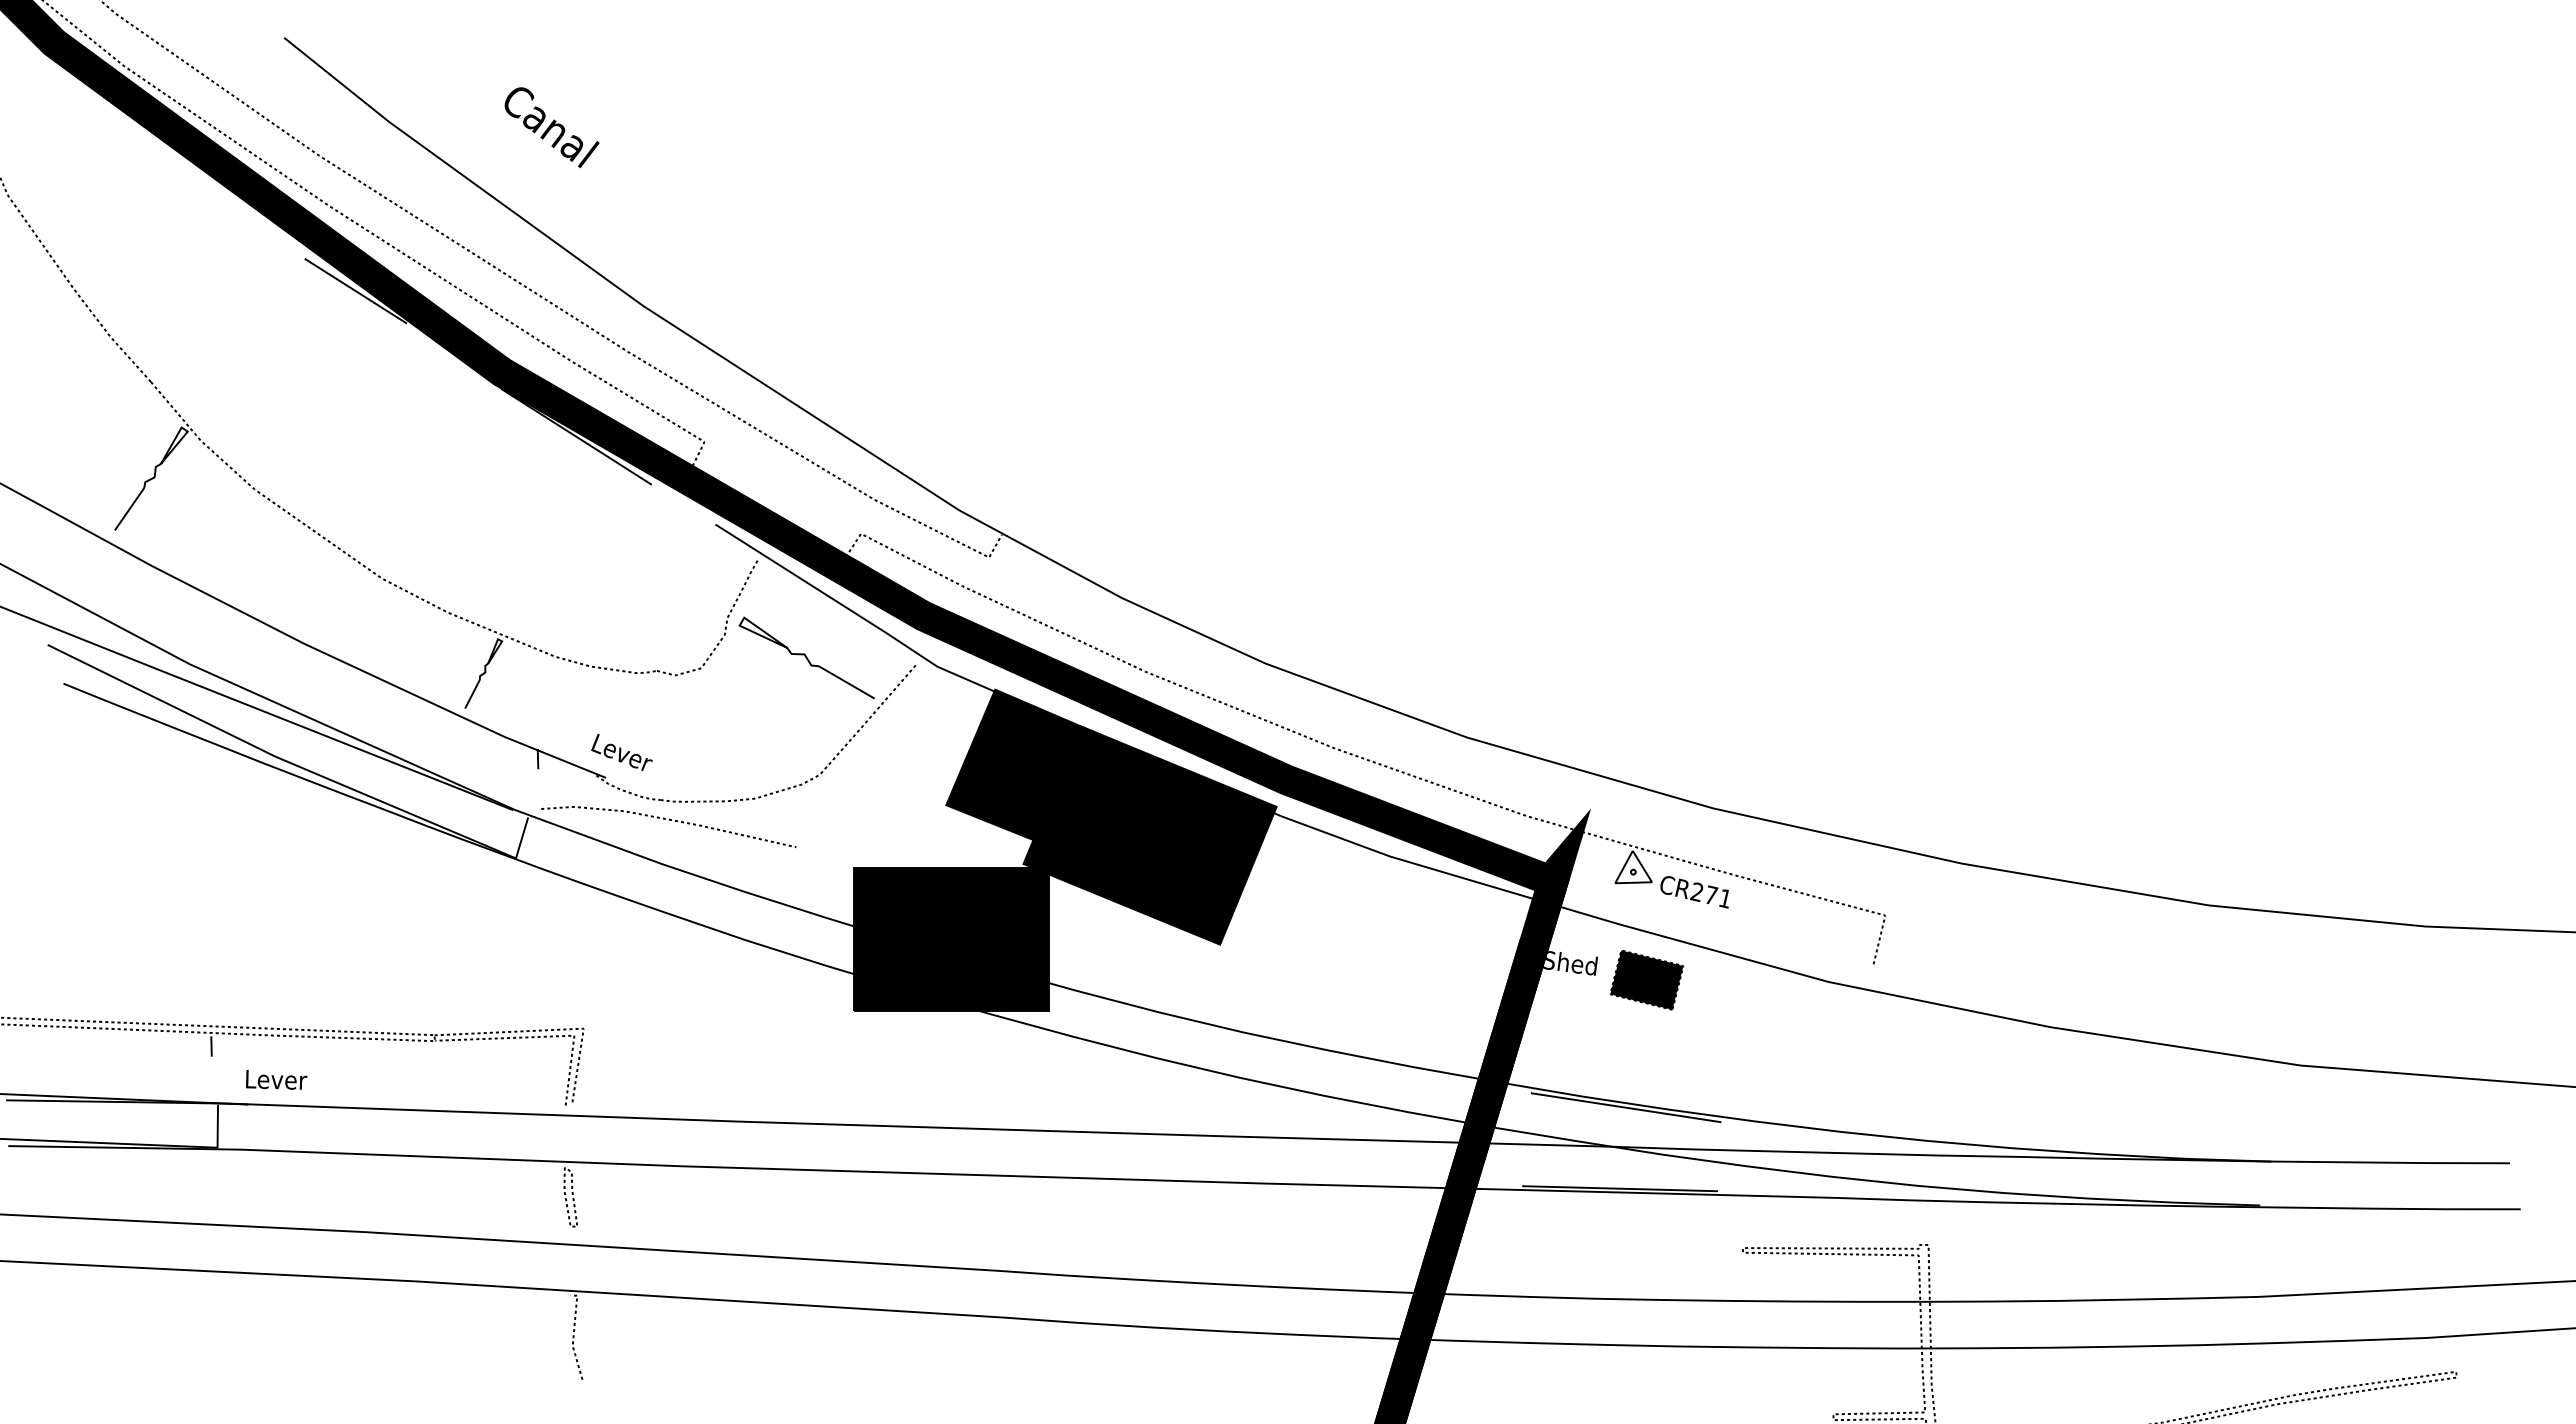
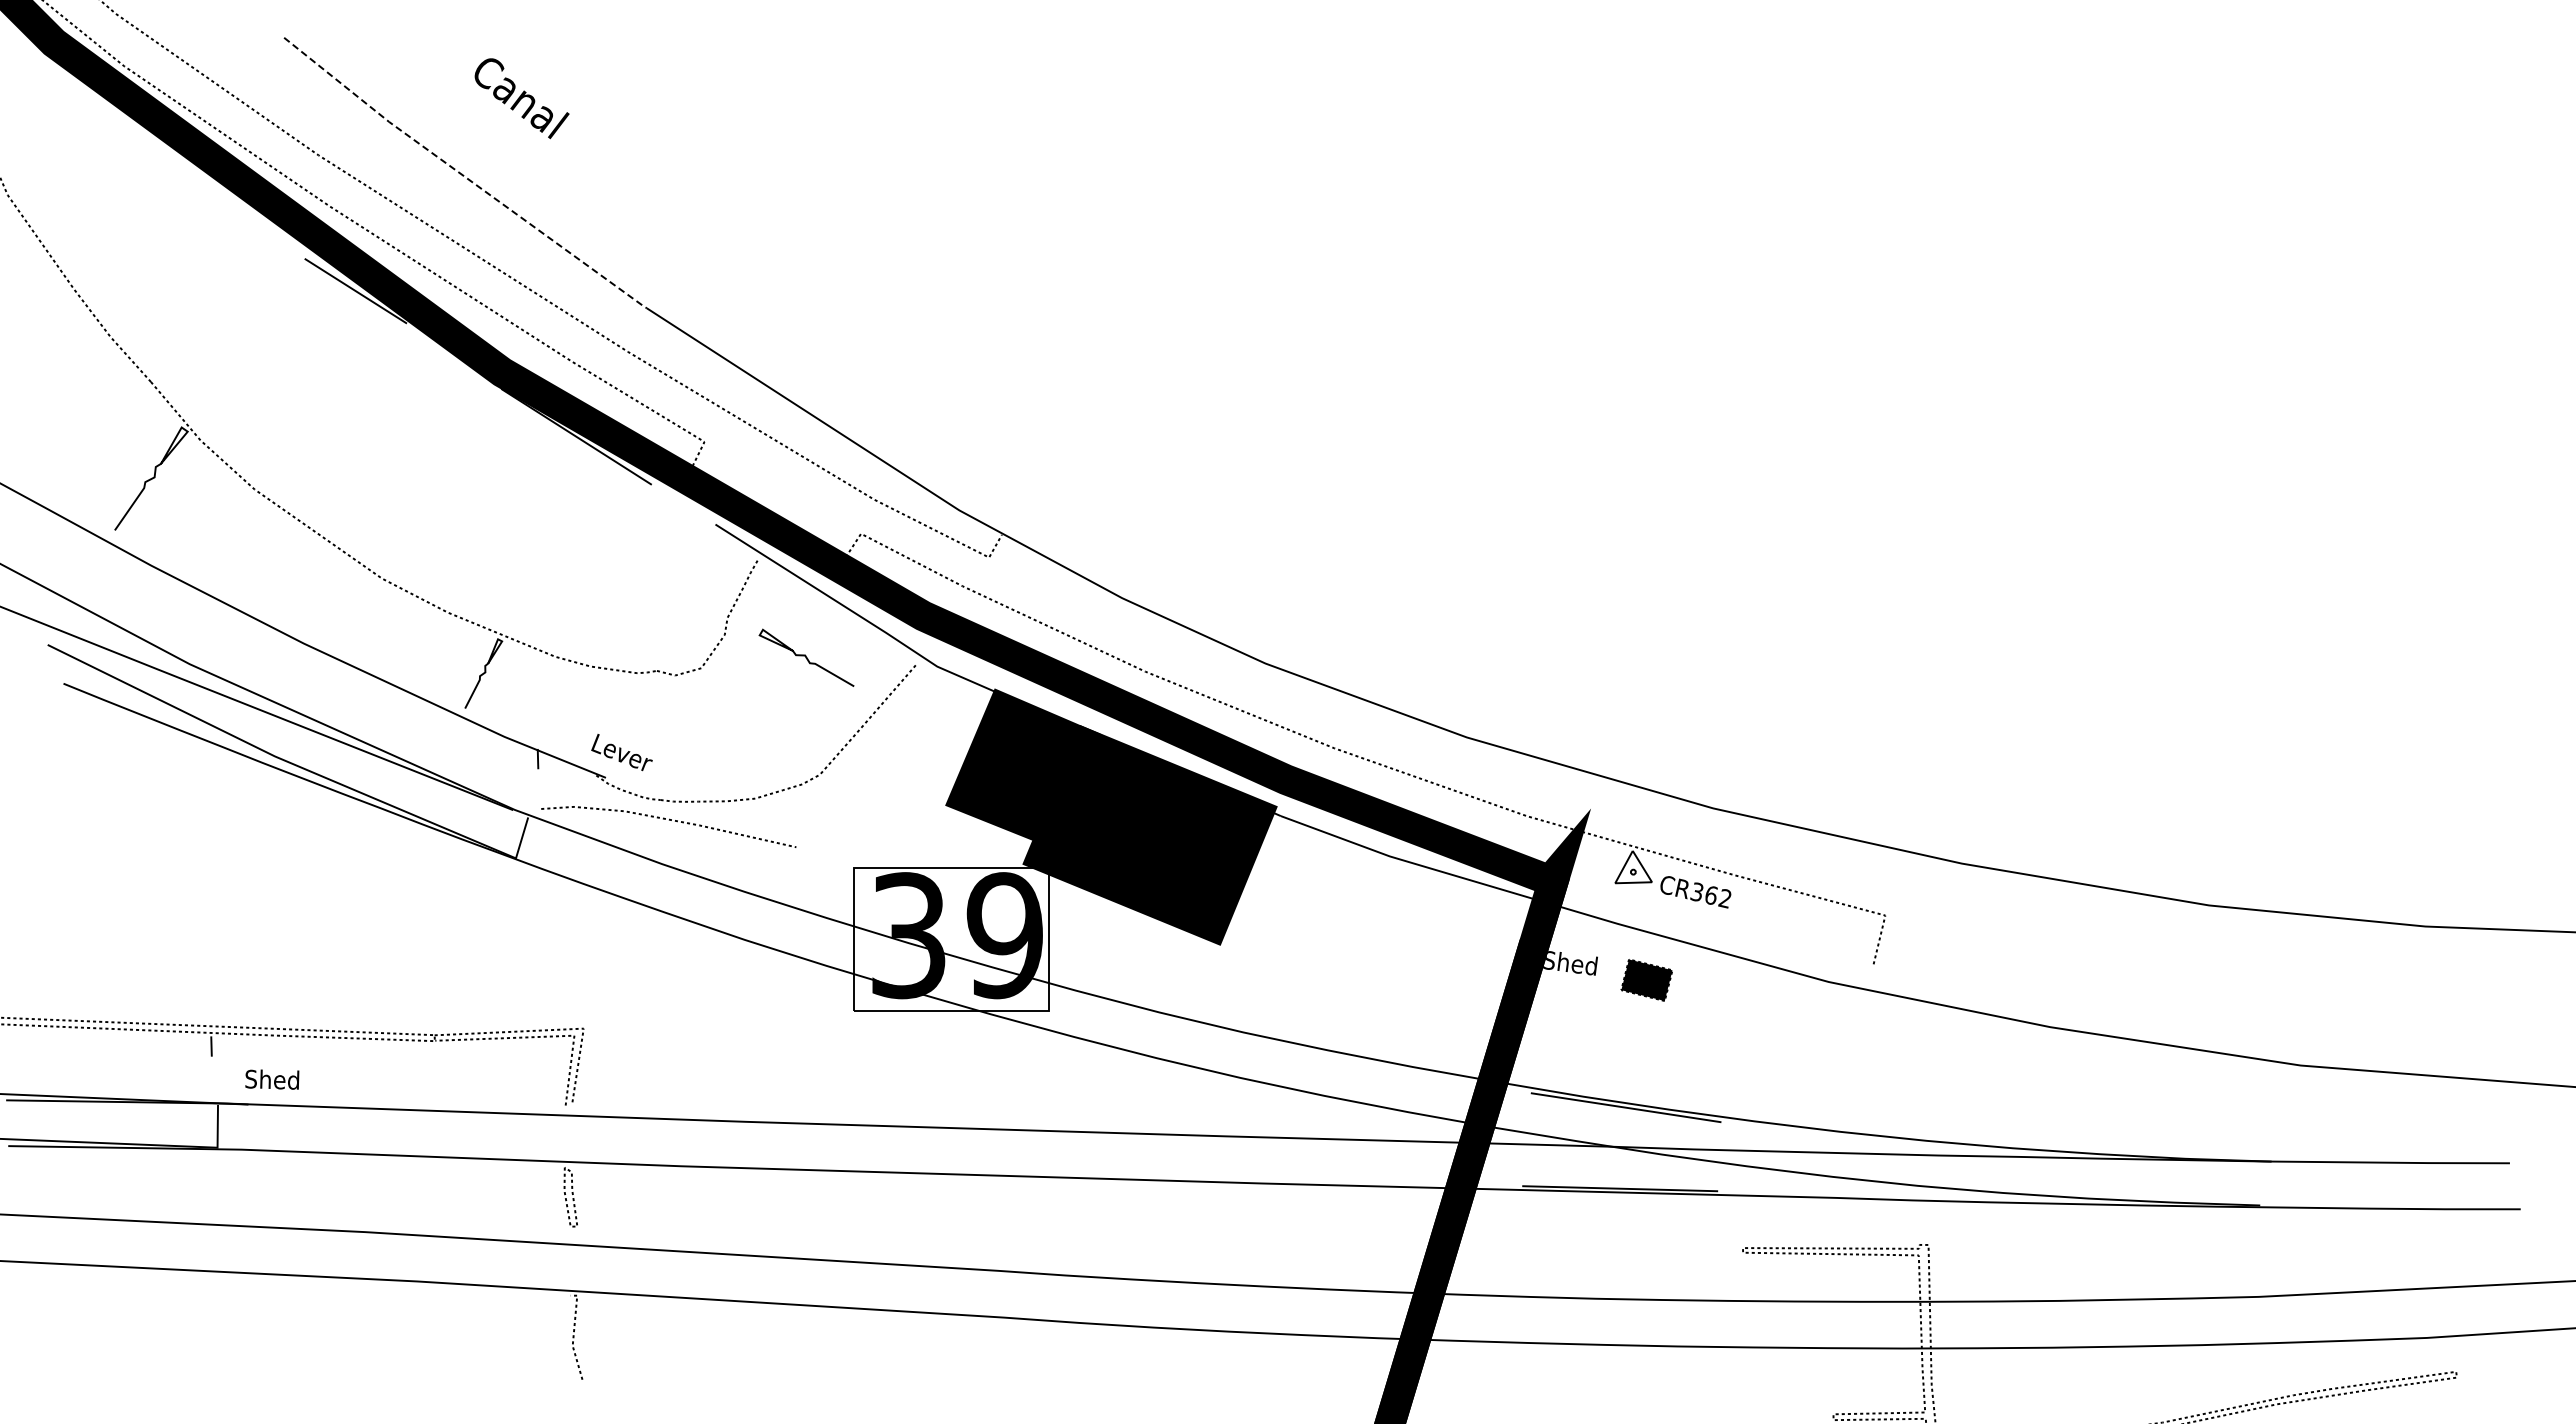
text position: (551, 127) -> (521, 98) (521, 98)
line: solid -> dashed (463, 175)
part size: 137x84 px -> 97x59 px (806, 657)
text: CR271 -> CR362 (1710, 895)
fill: present -> none (951, 938)
part size: 76x61 px -> 53x43 px (1646, 980)
text: Lever -> Shed (276, 1079)
